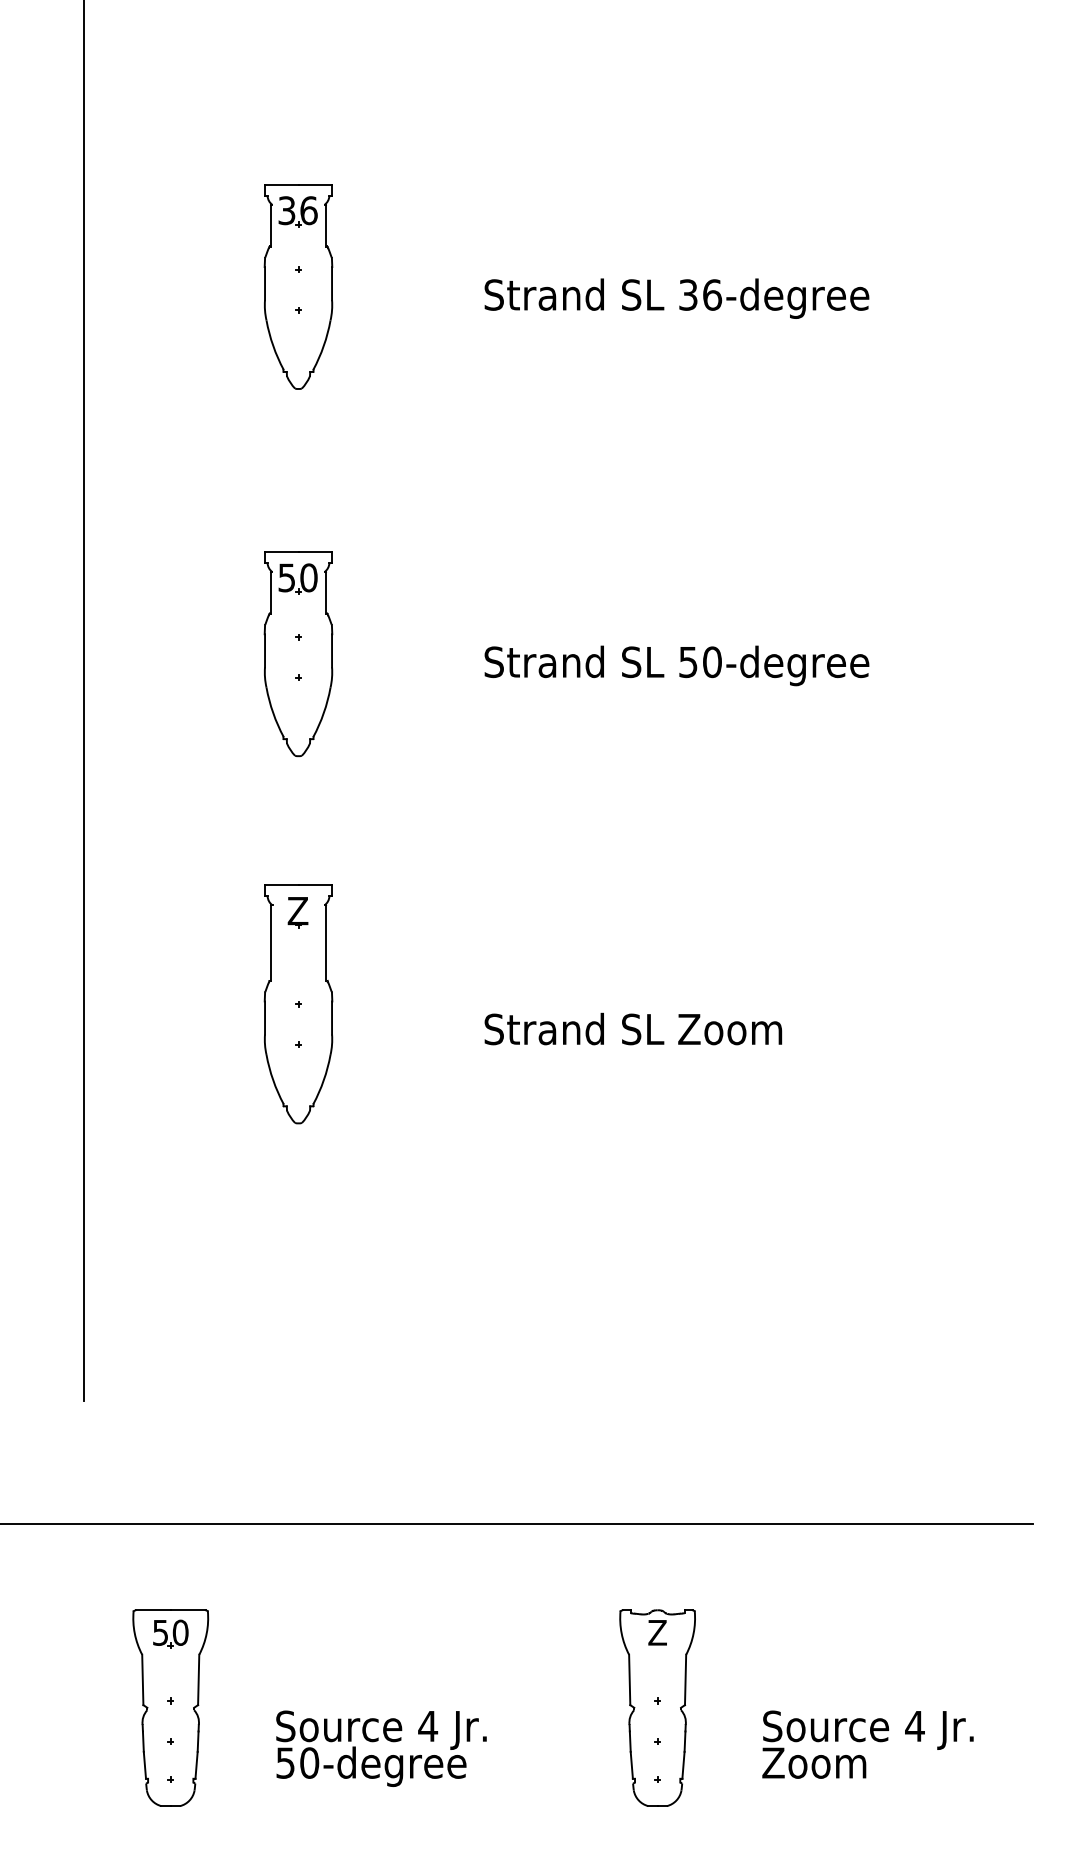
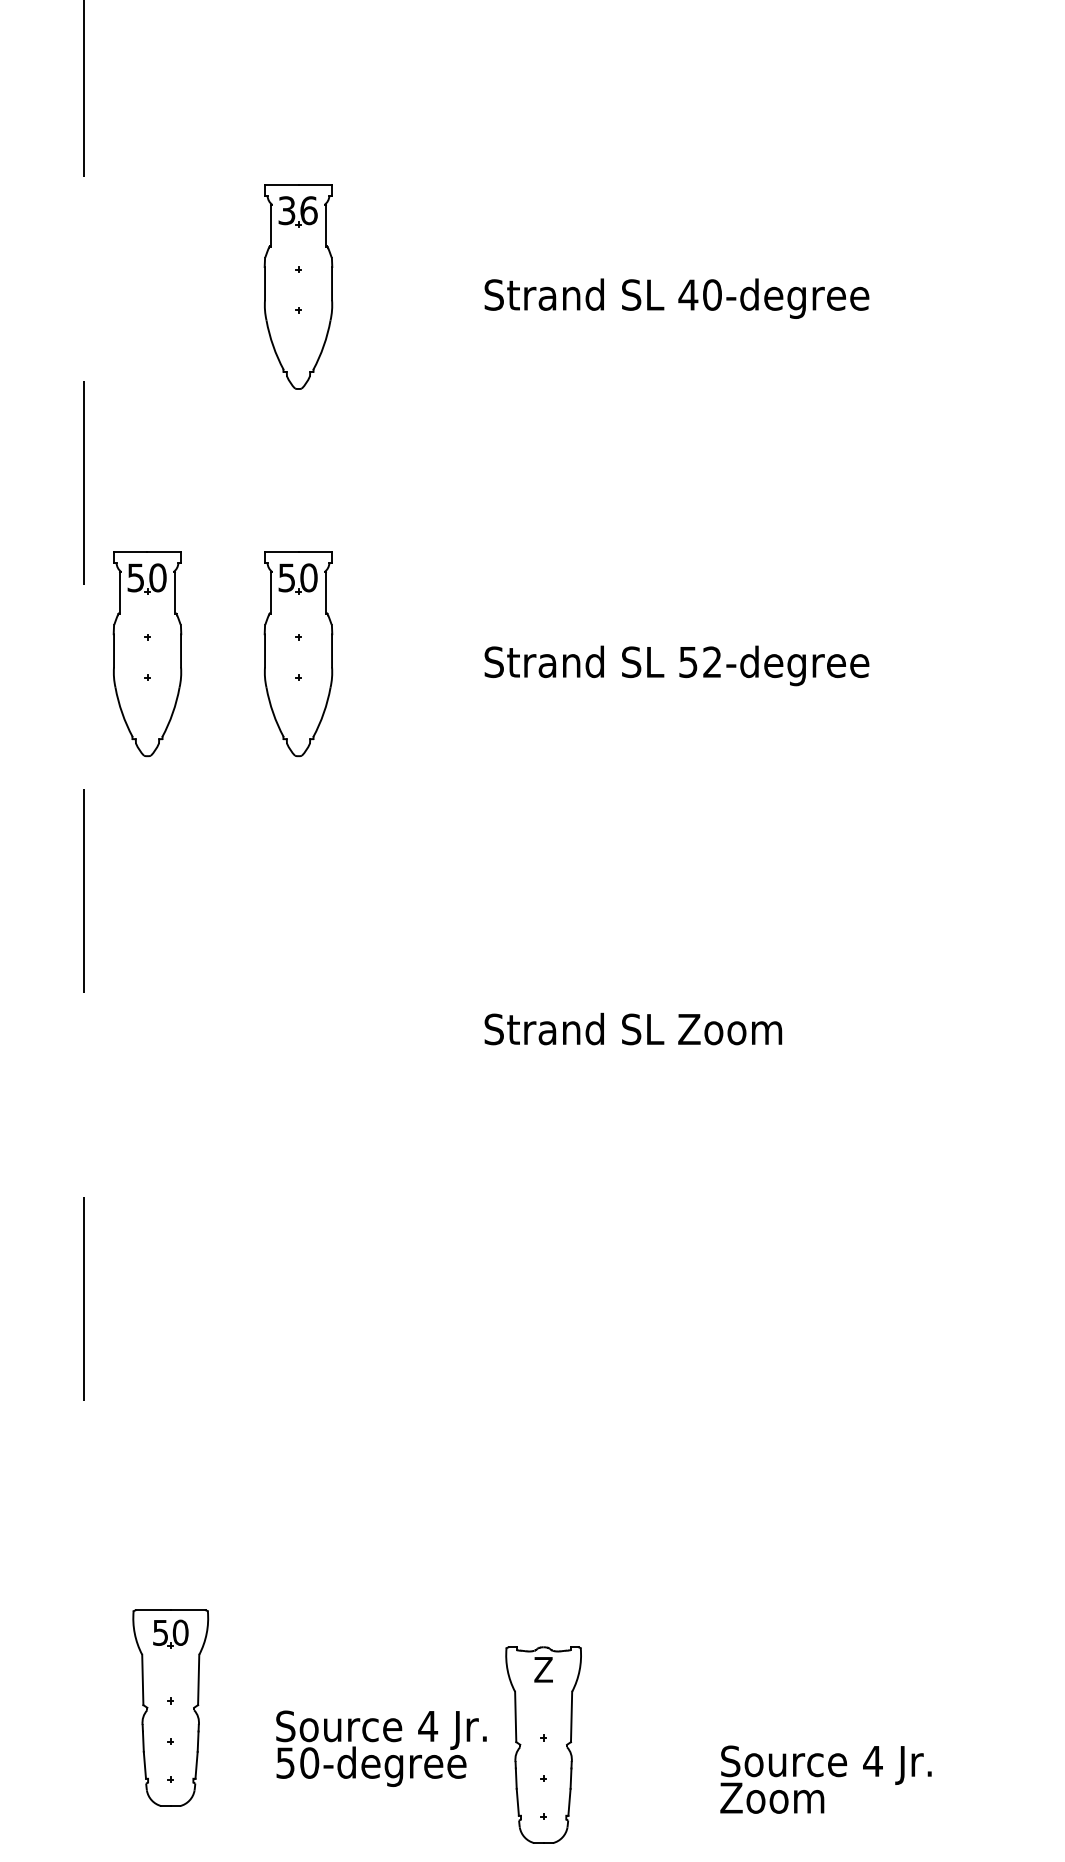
text: 36-degree -> 40-degree (700, 294)
part: none -> present (147, 654)
text: 50-degree -> 52-degree (712, 662)
line: solid -> dashed (84, 700)
part: present -> none (298, 1004)
line: present -> none (517, 1523)
part position: (657, 1707) -> (543, 1744) (543, 1744)
text position: (867, 1744) -> (825, 1779) (825, 1779)
